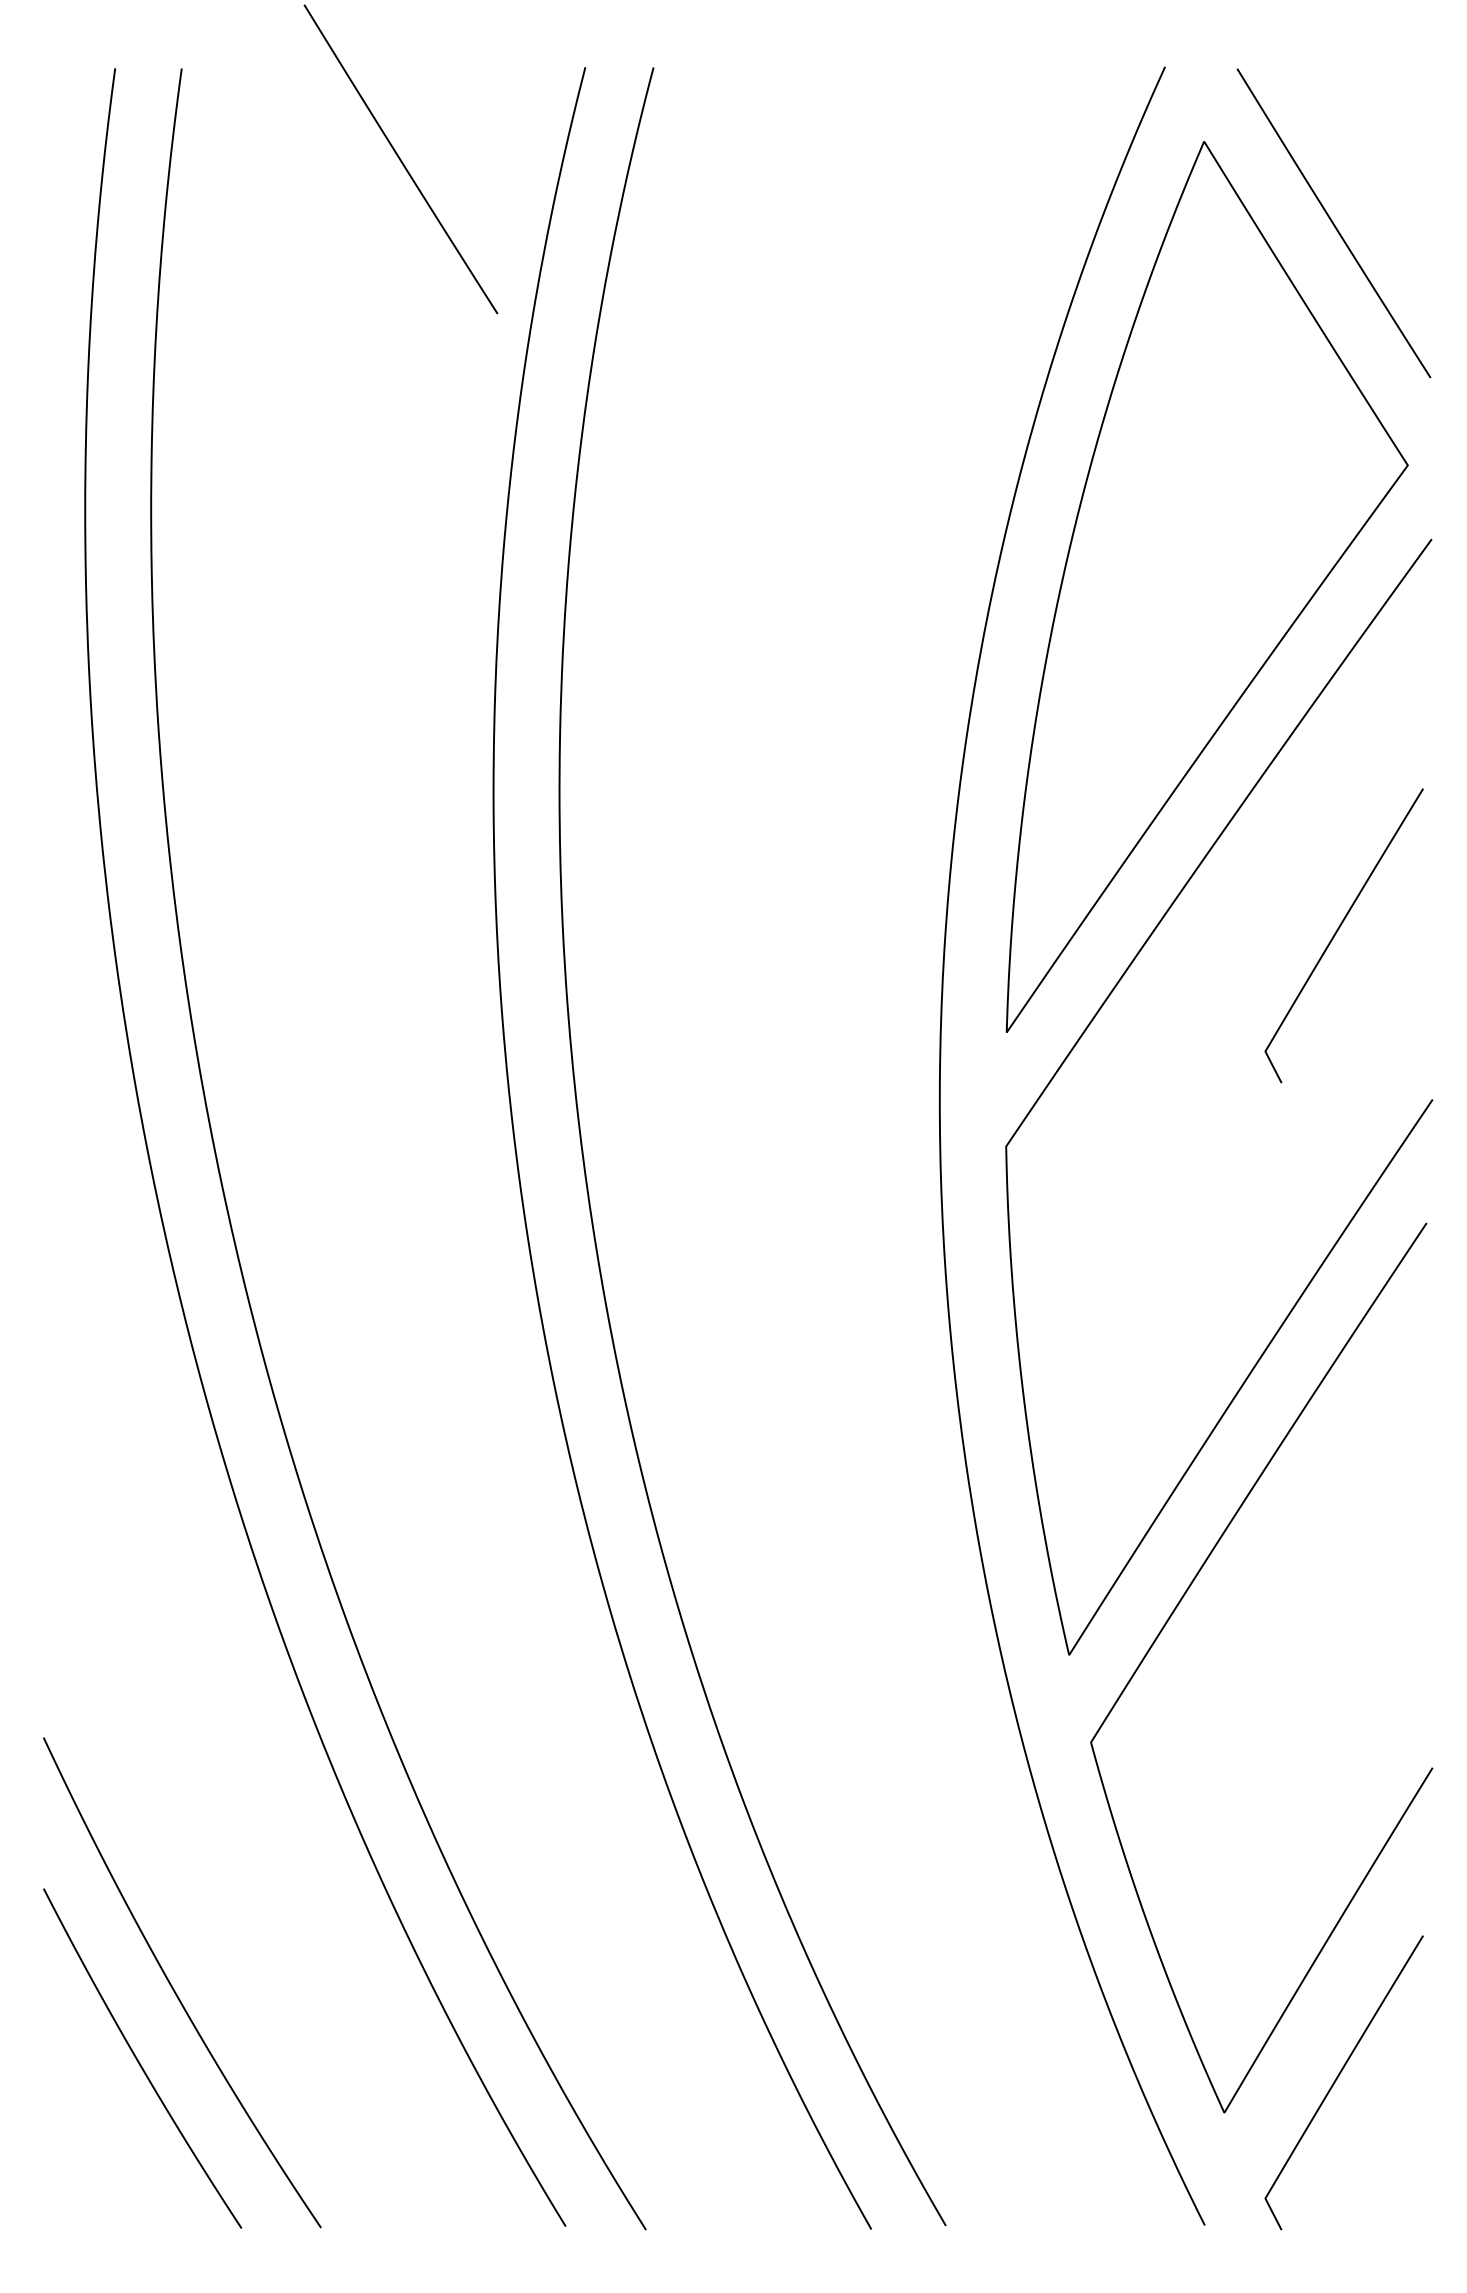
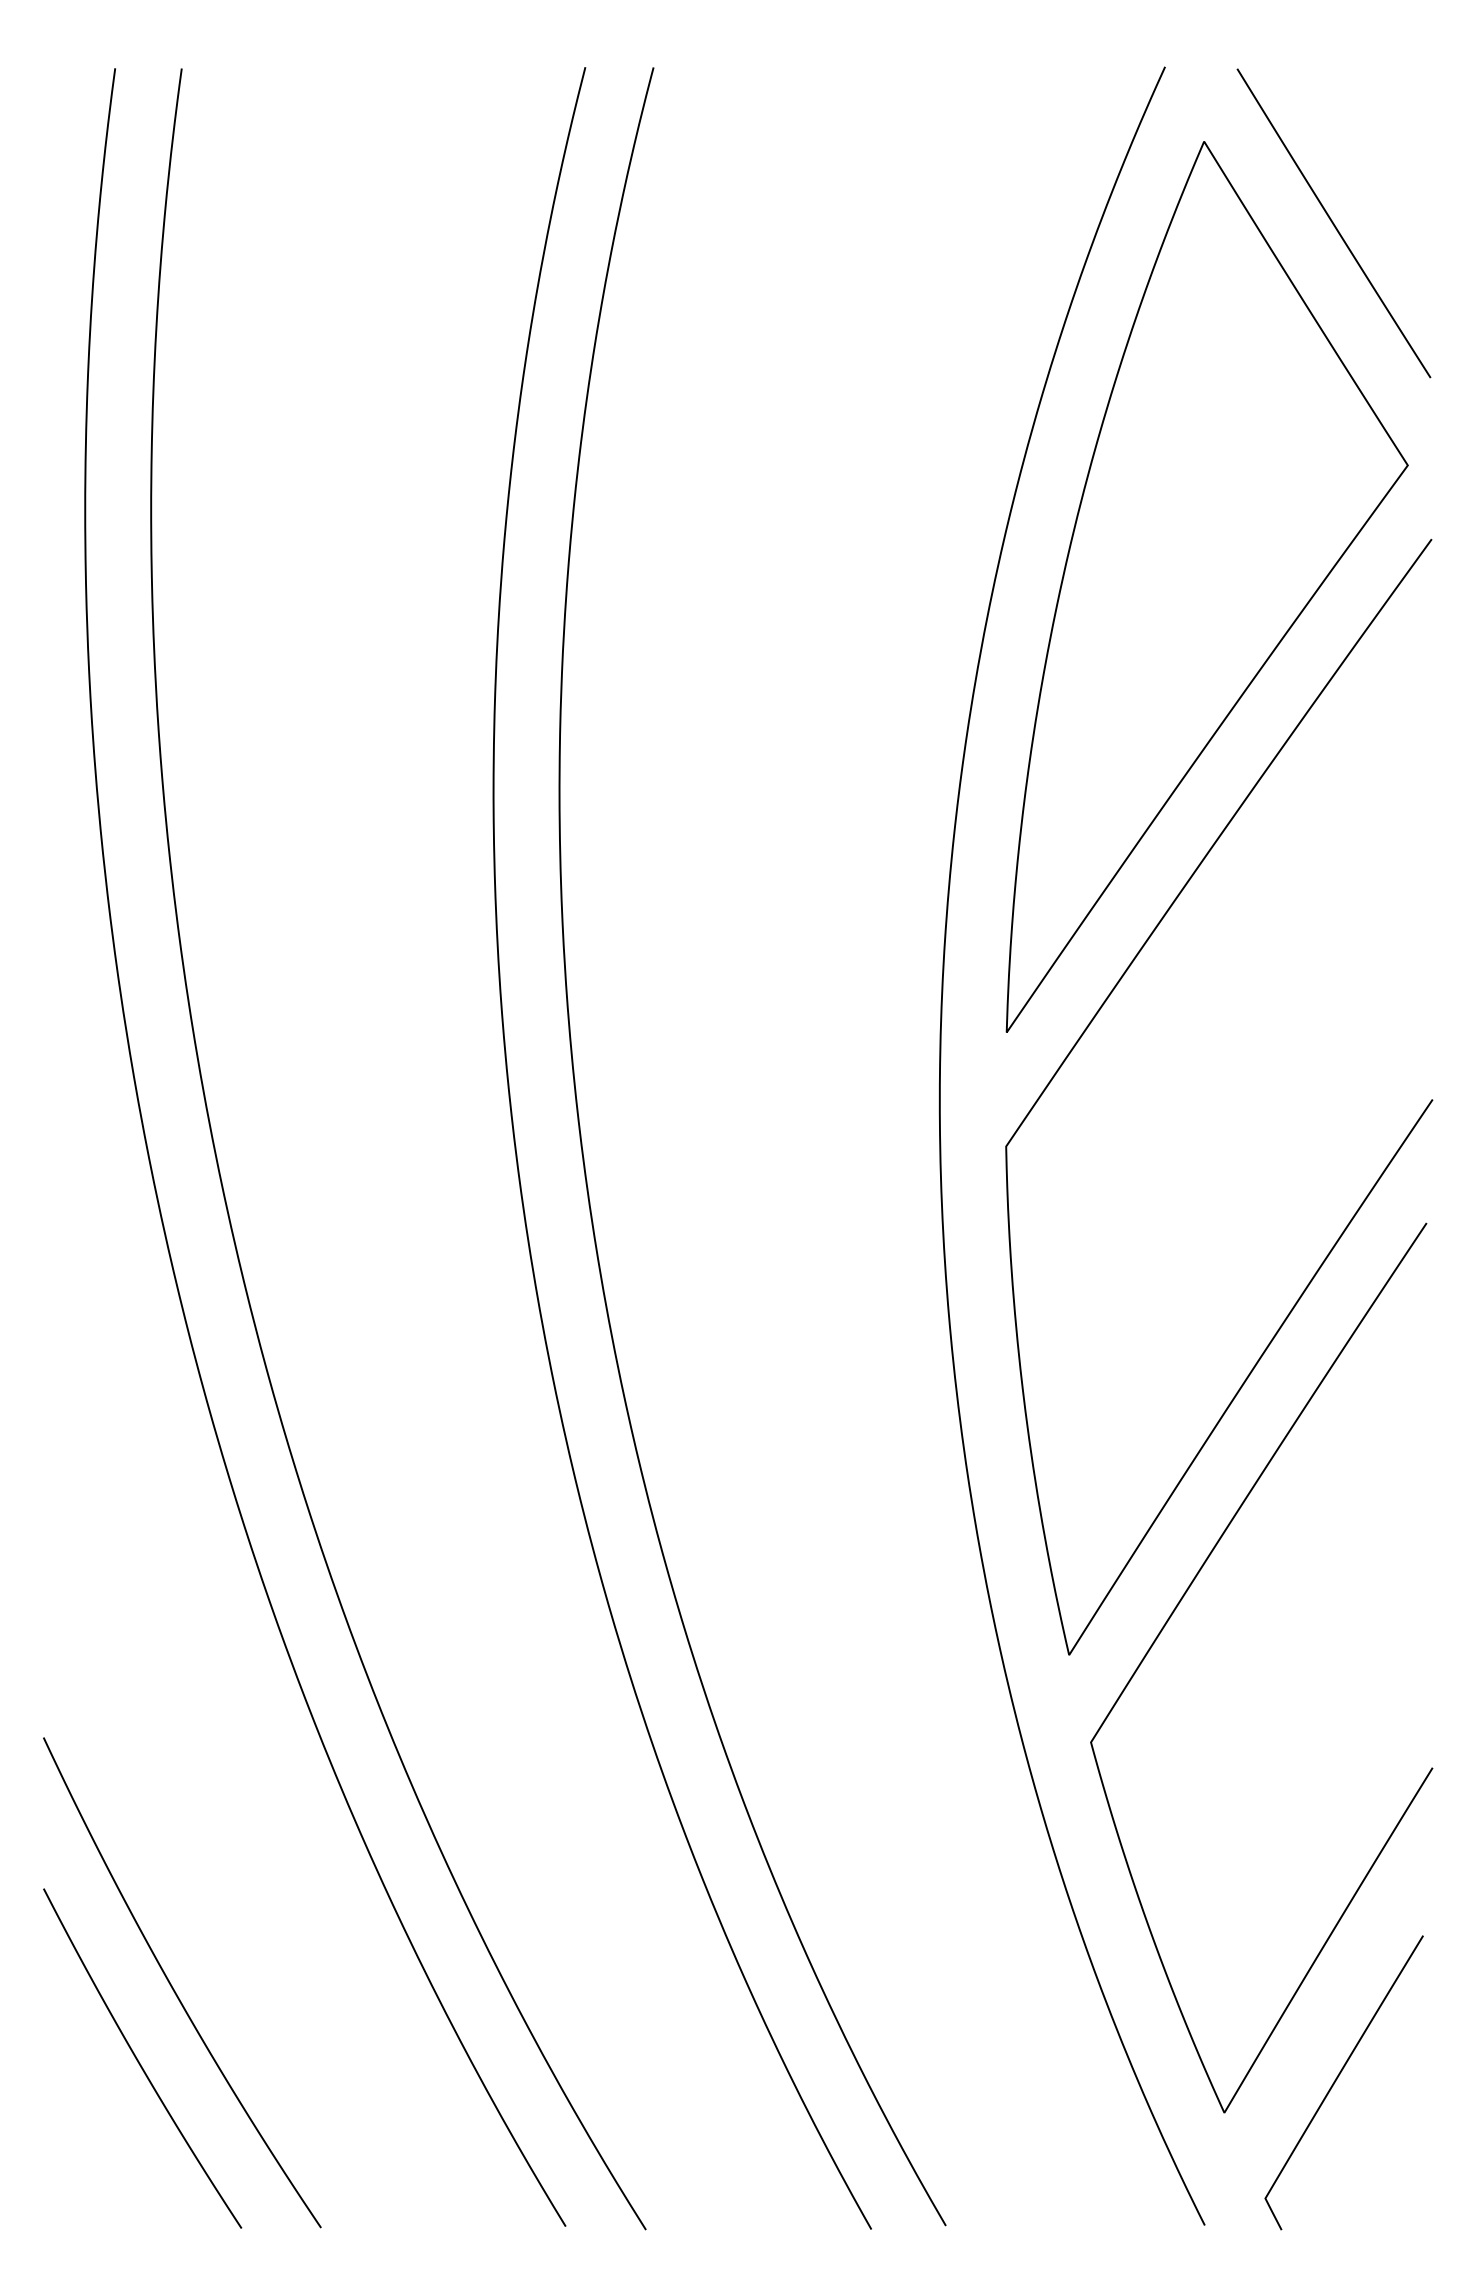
line: present -> none (400, 159)
curve: present -> none (1337, 932)
